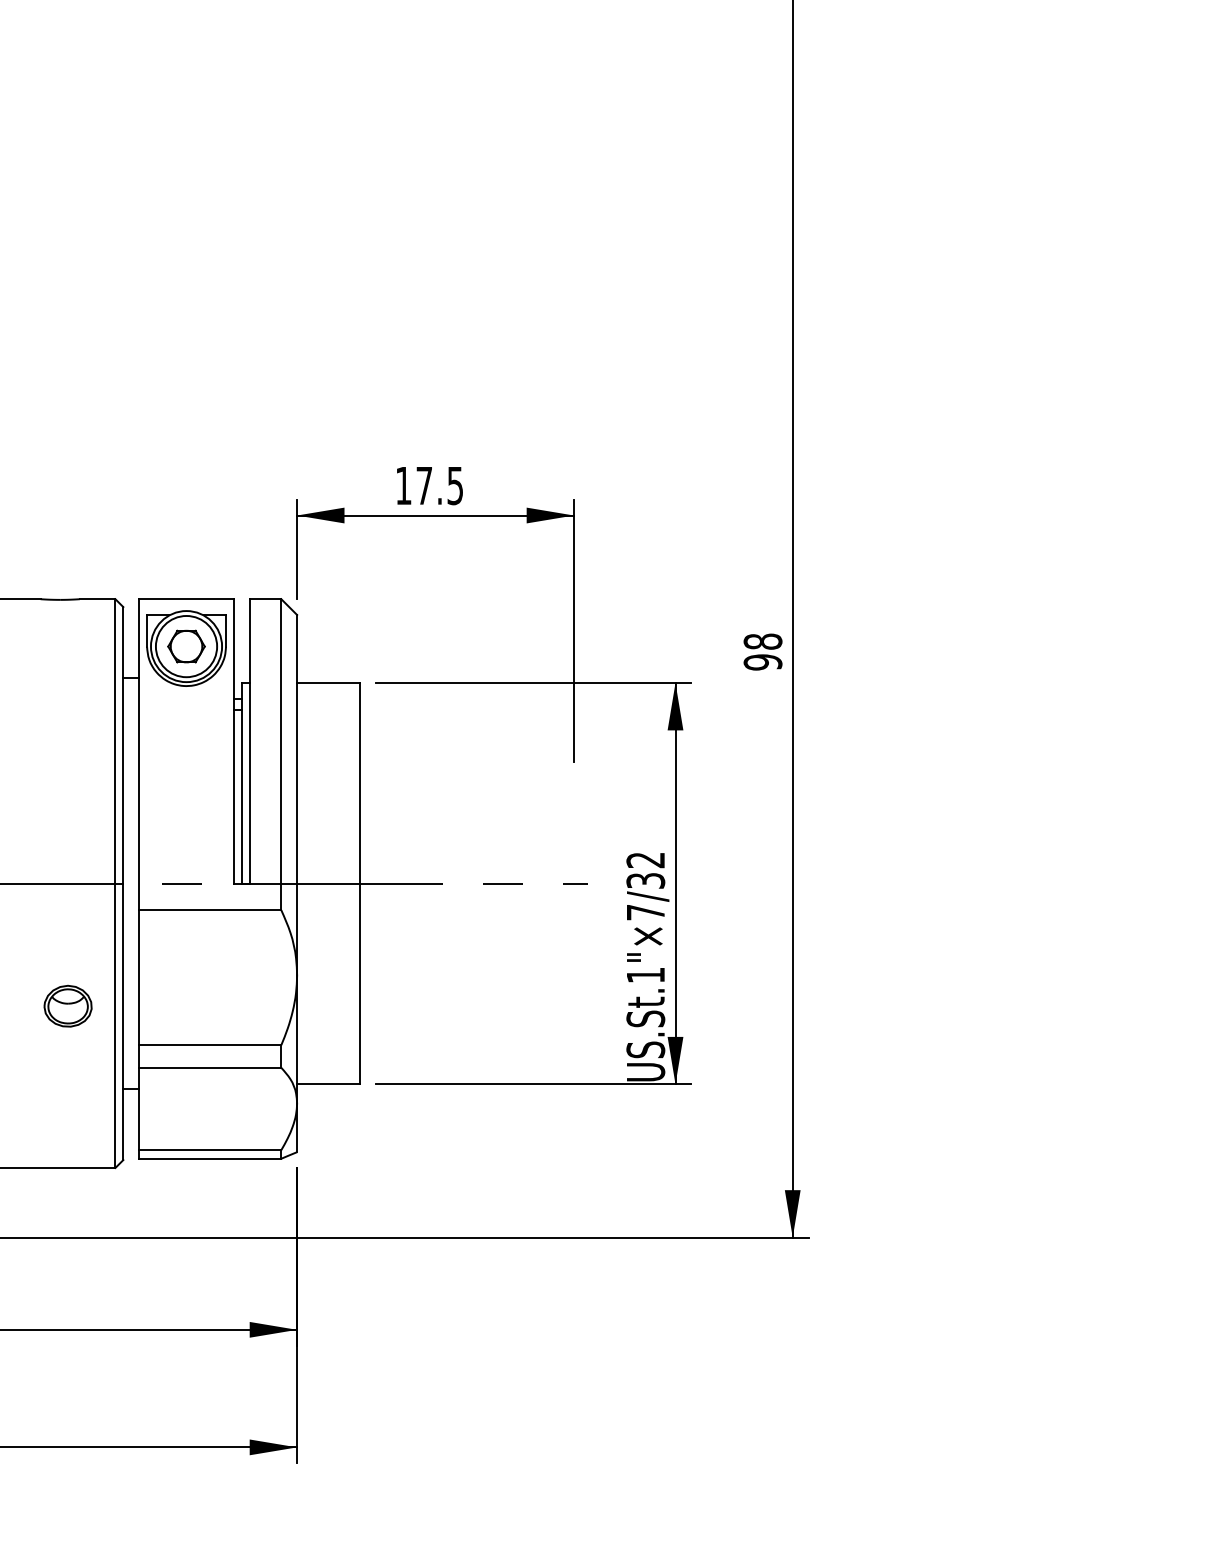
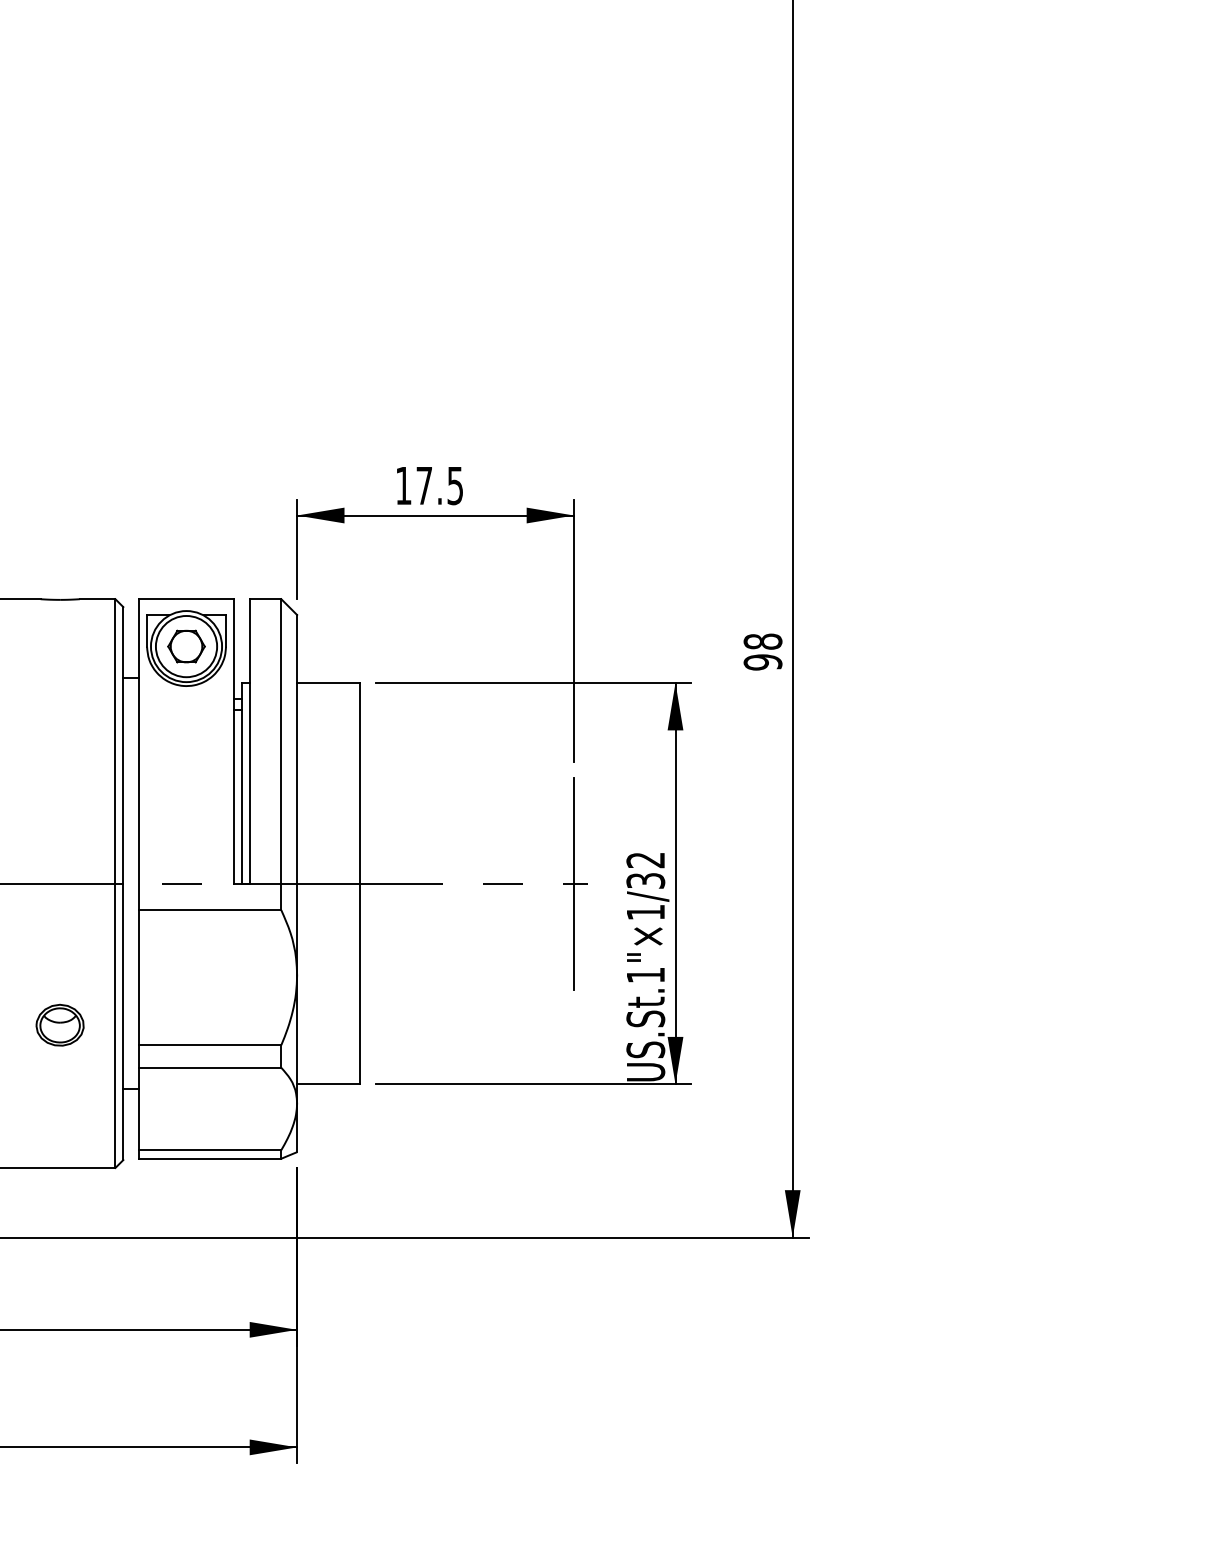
line: none -> present (574, 883)
text: US.St.1"×7/32 -> US.St.1"×1/32 (645, 912)
part position: (67, 1005) -> (59, 1024) (59, 1024)
